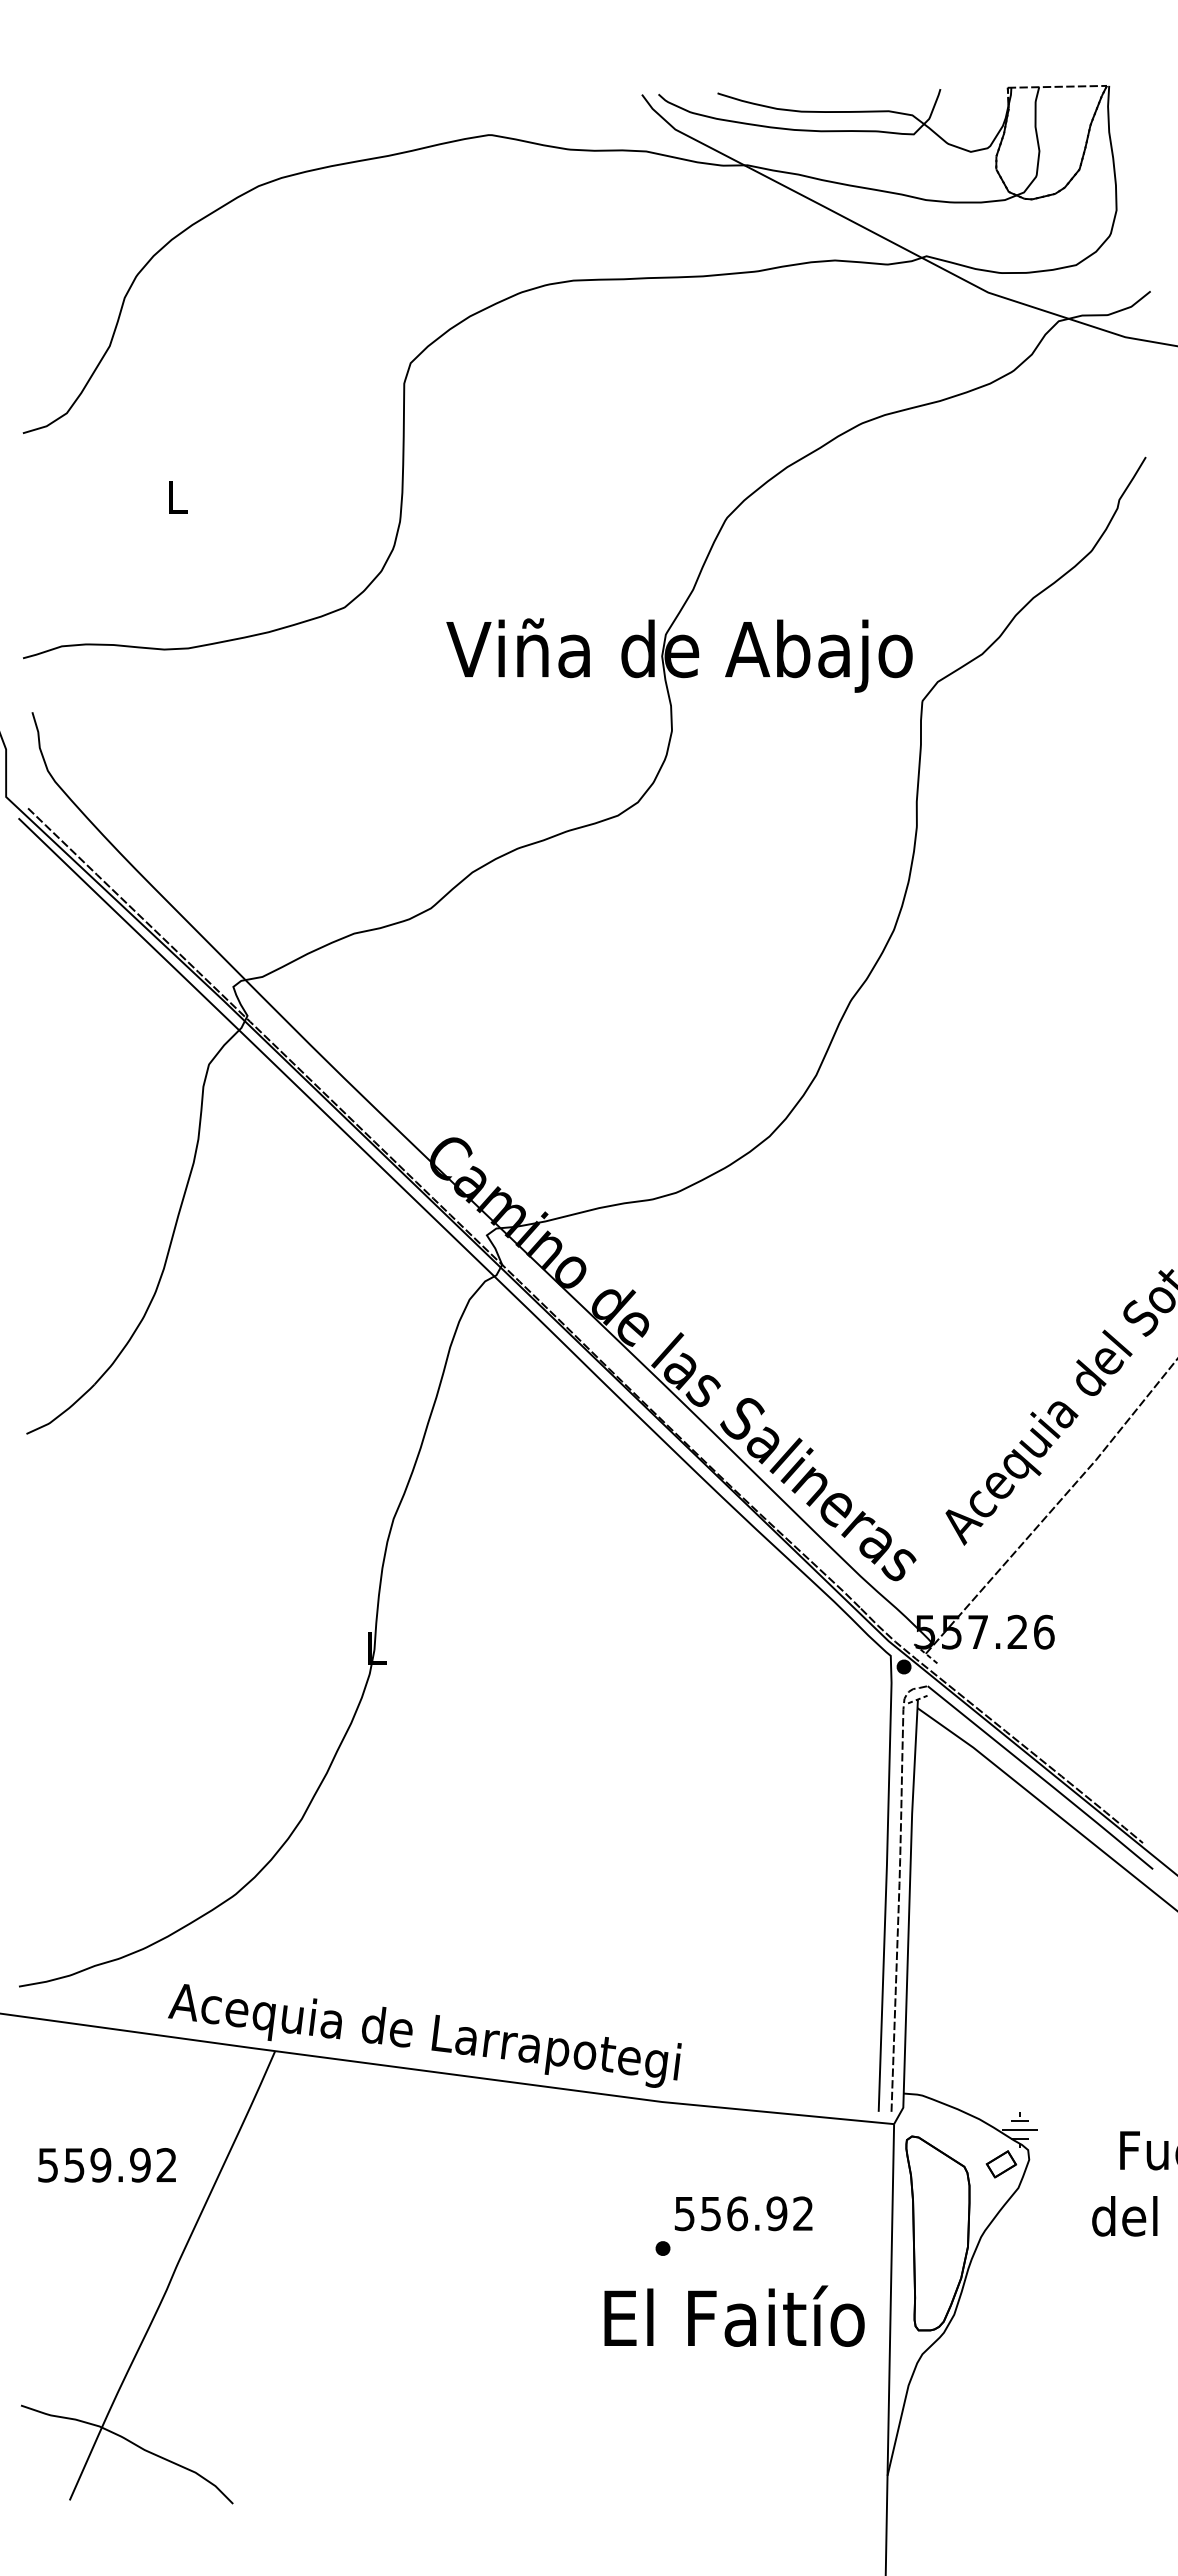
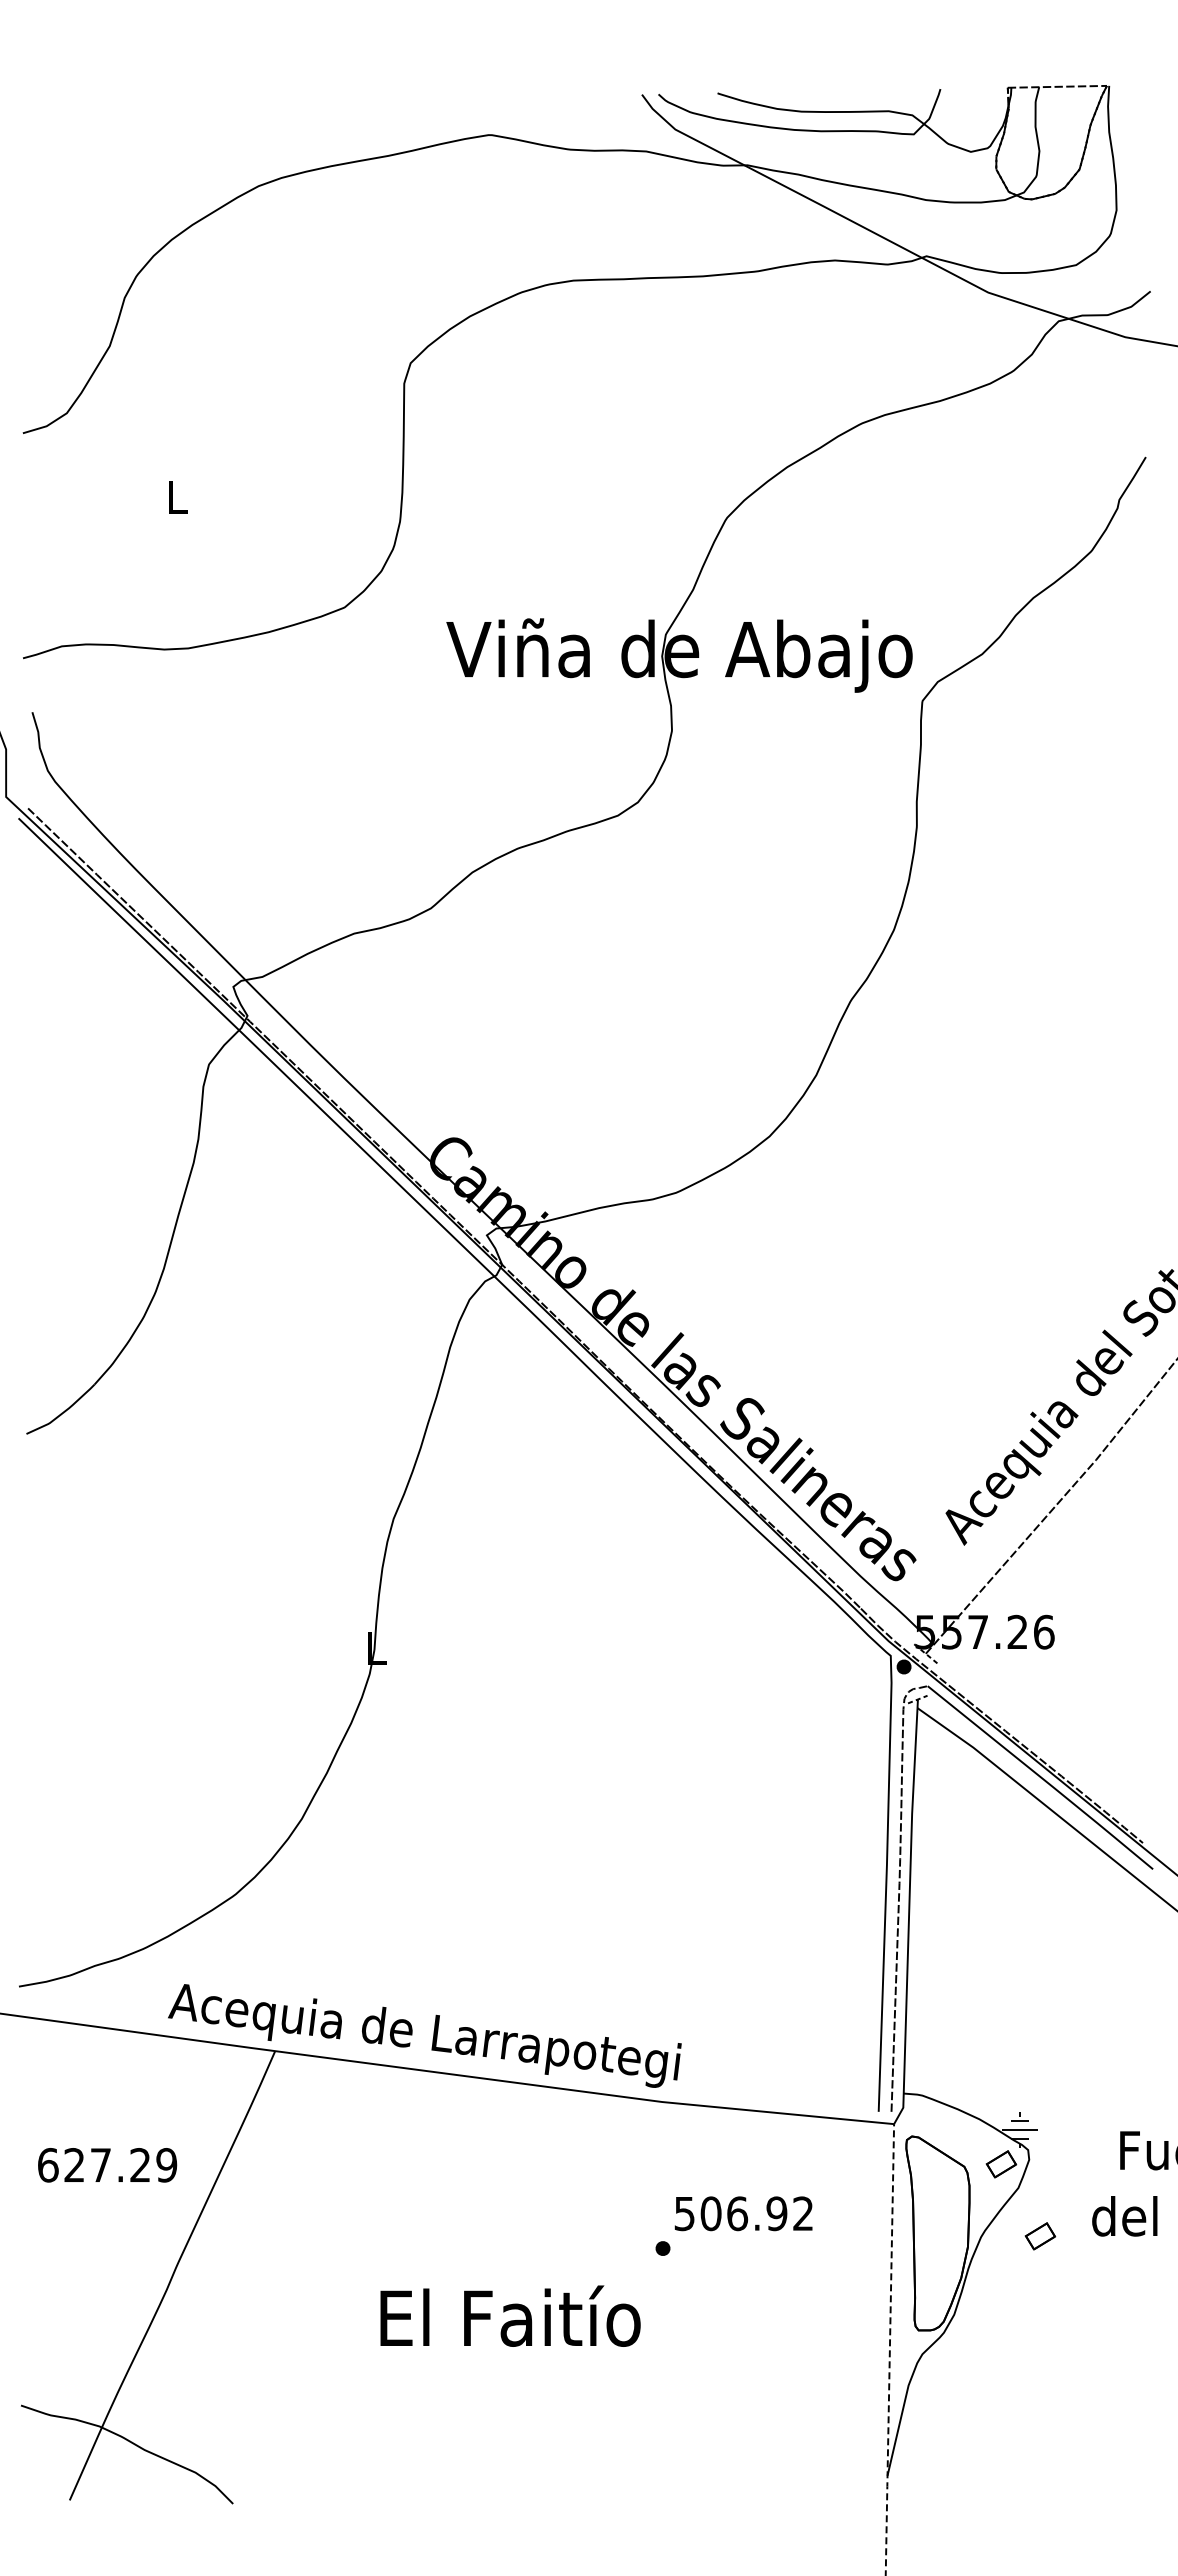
text: 559.92 -> 627.29 (107, 2165)
text: 556.92 -> 506.92 (710, 2213)
part: none -> present (1040, 2236)
text position: (734, 2315) -> (510, 2315) (510, 2315)
line: solid -> dashed (889, 2349)
